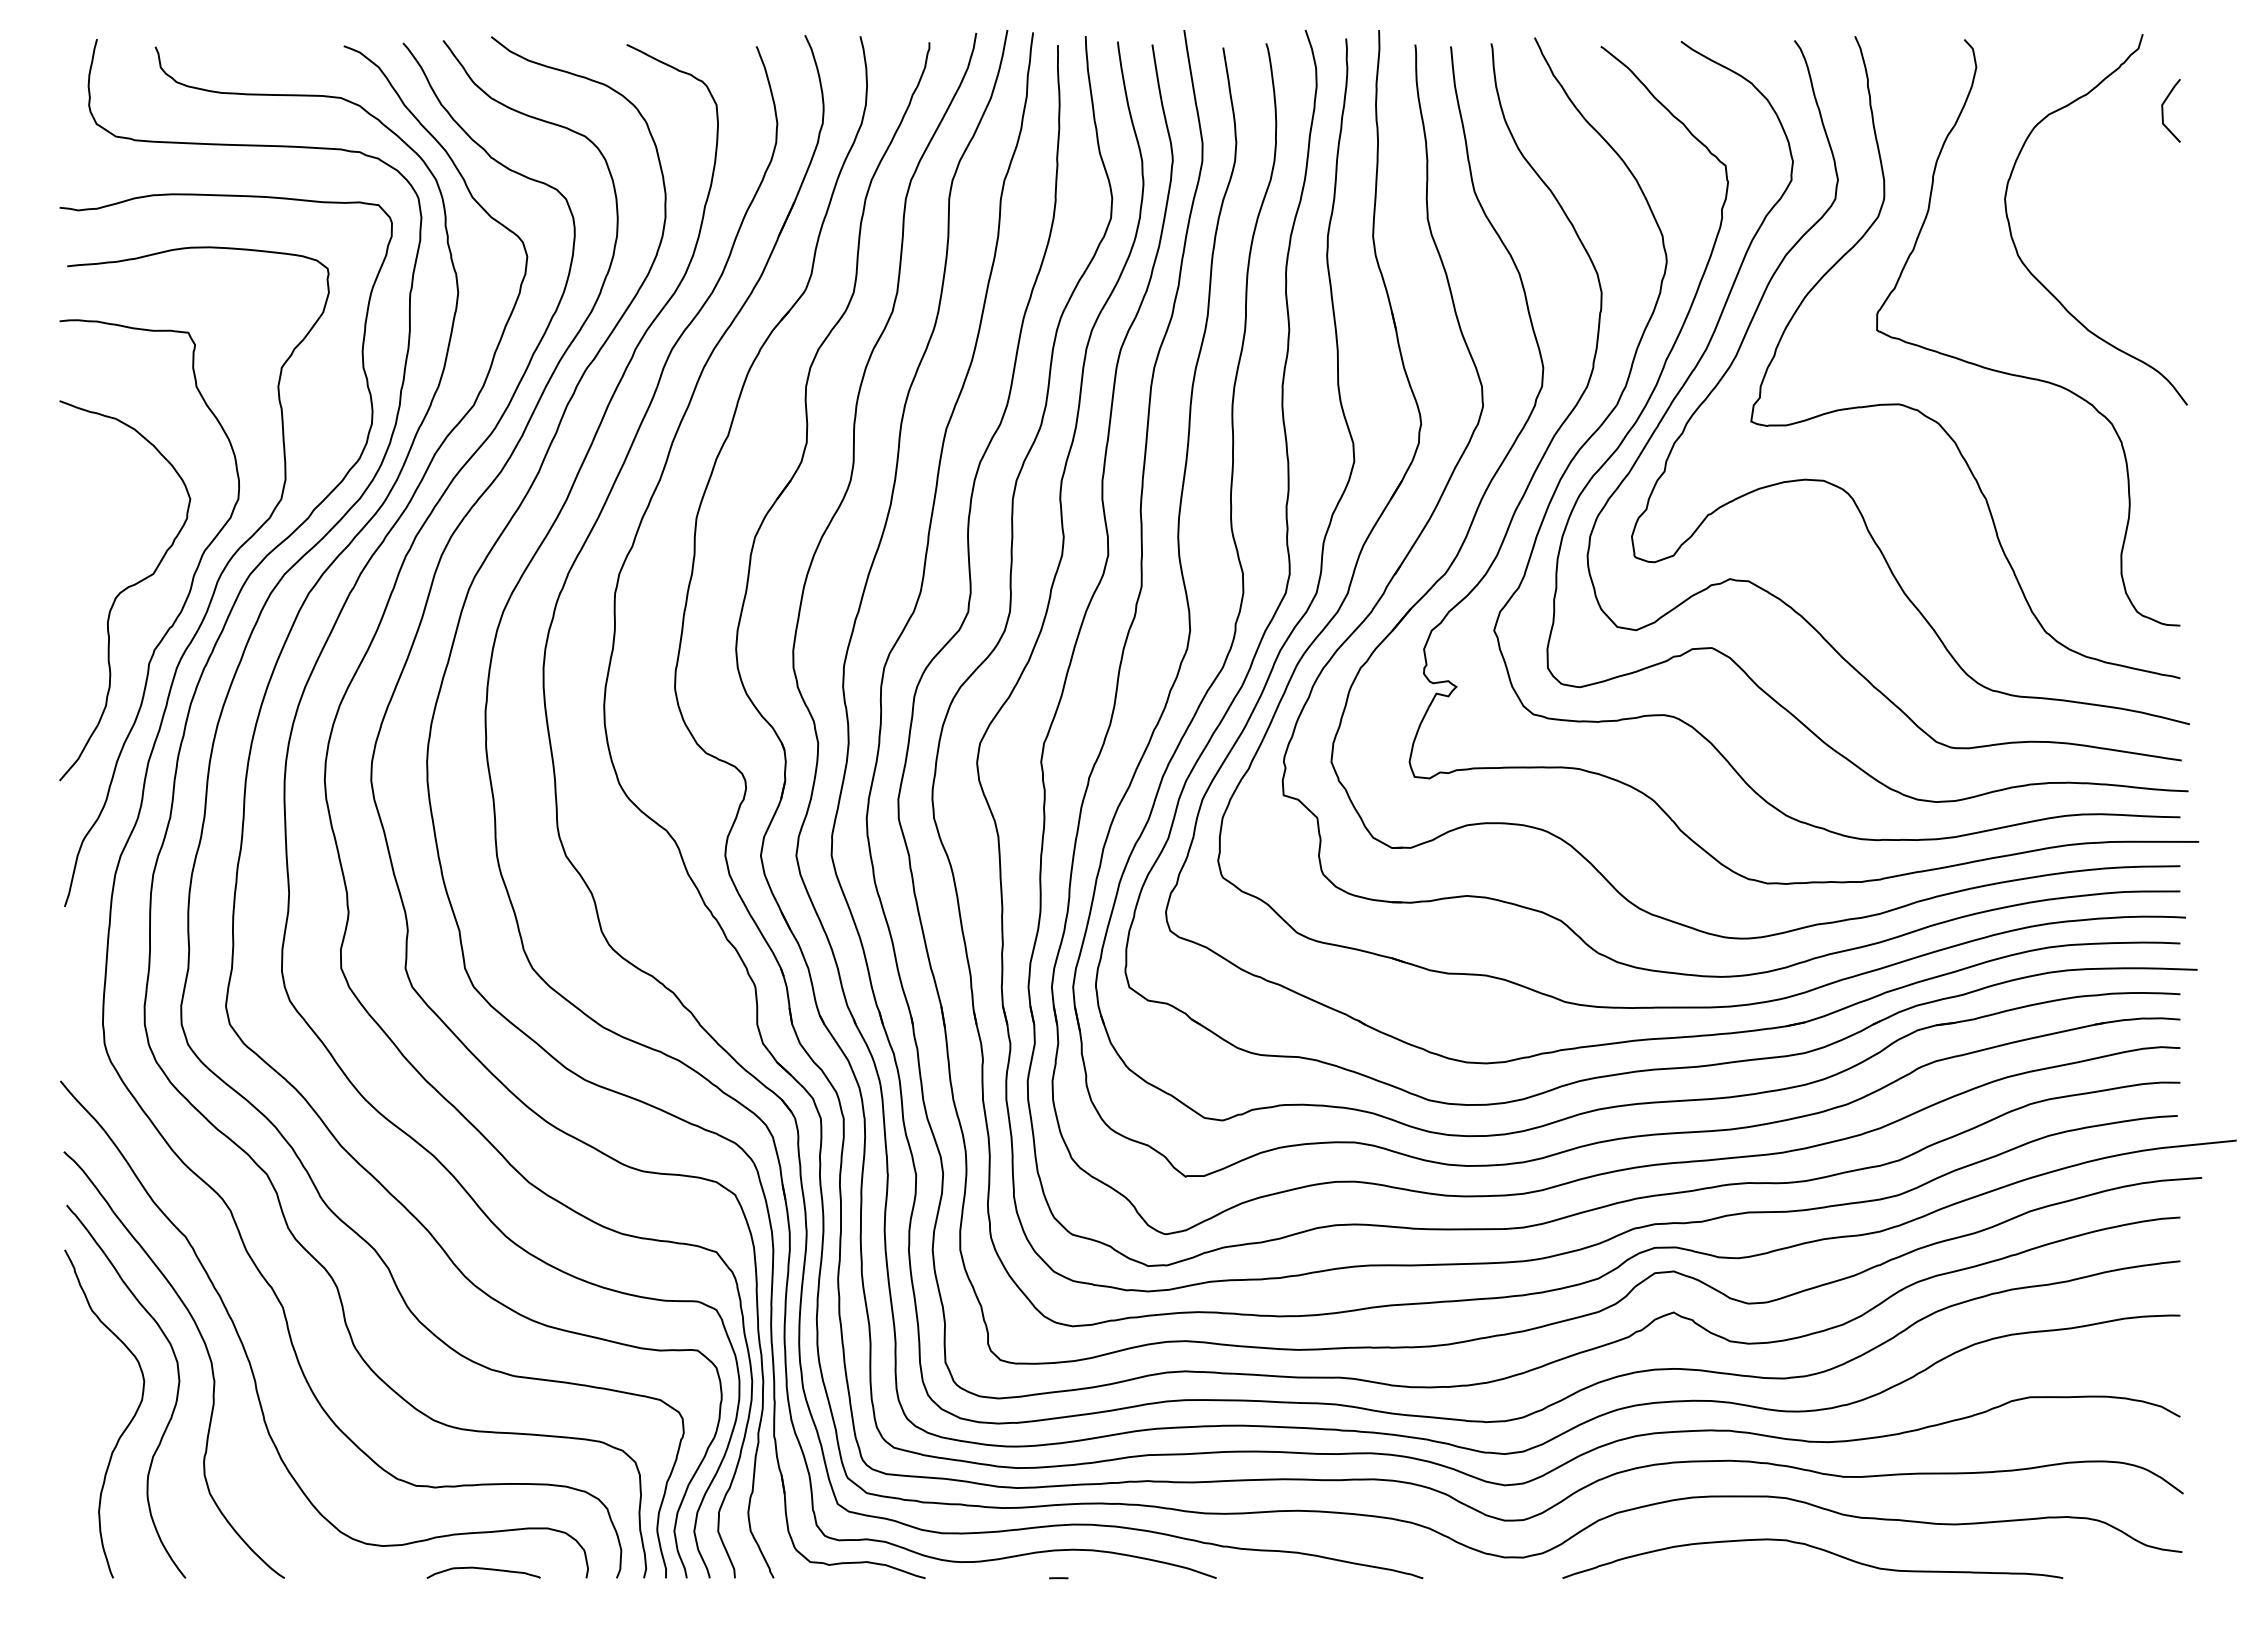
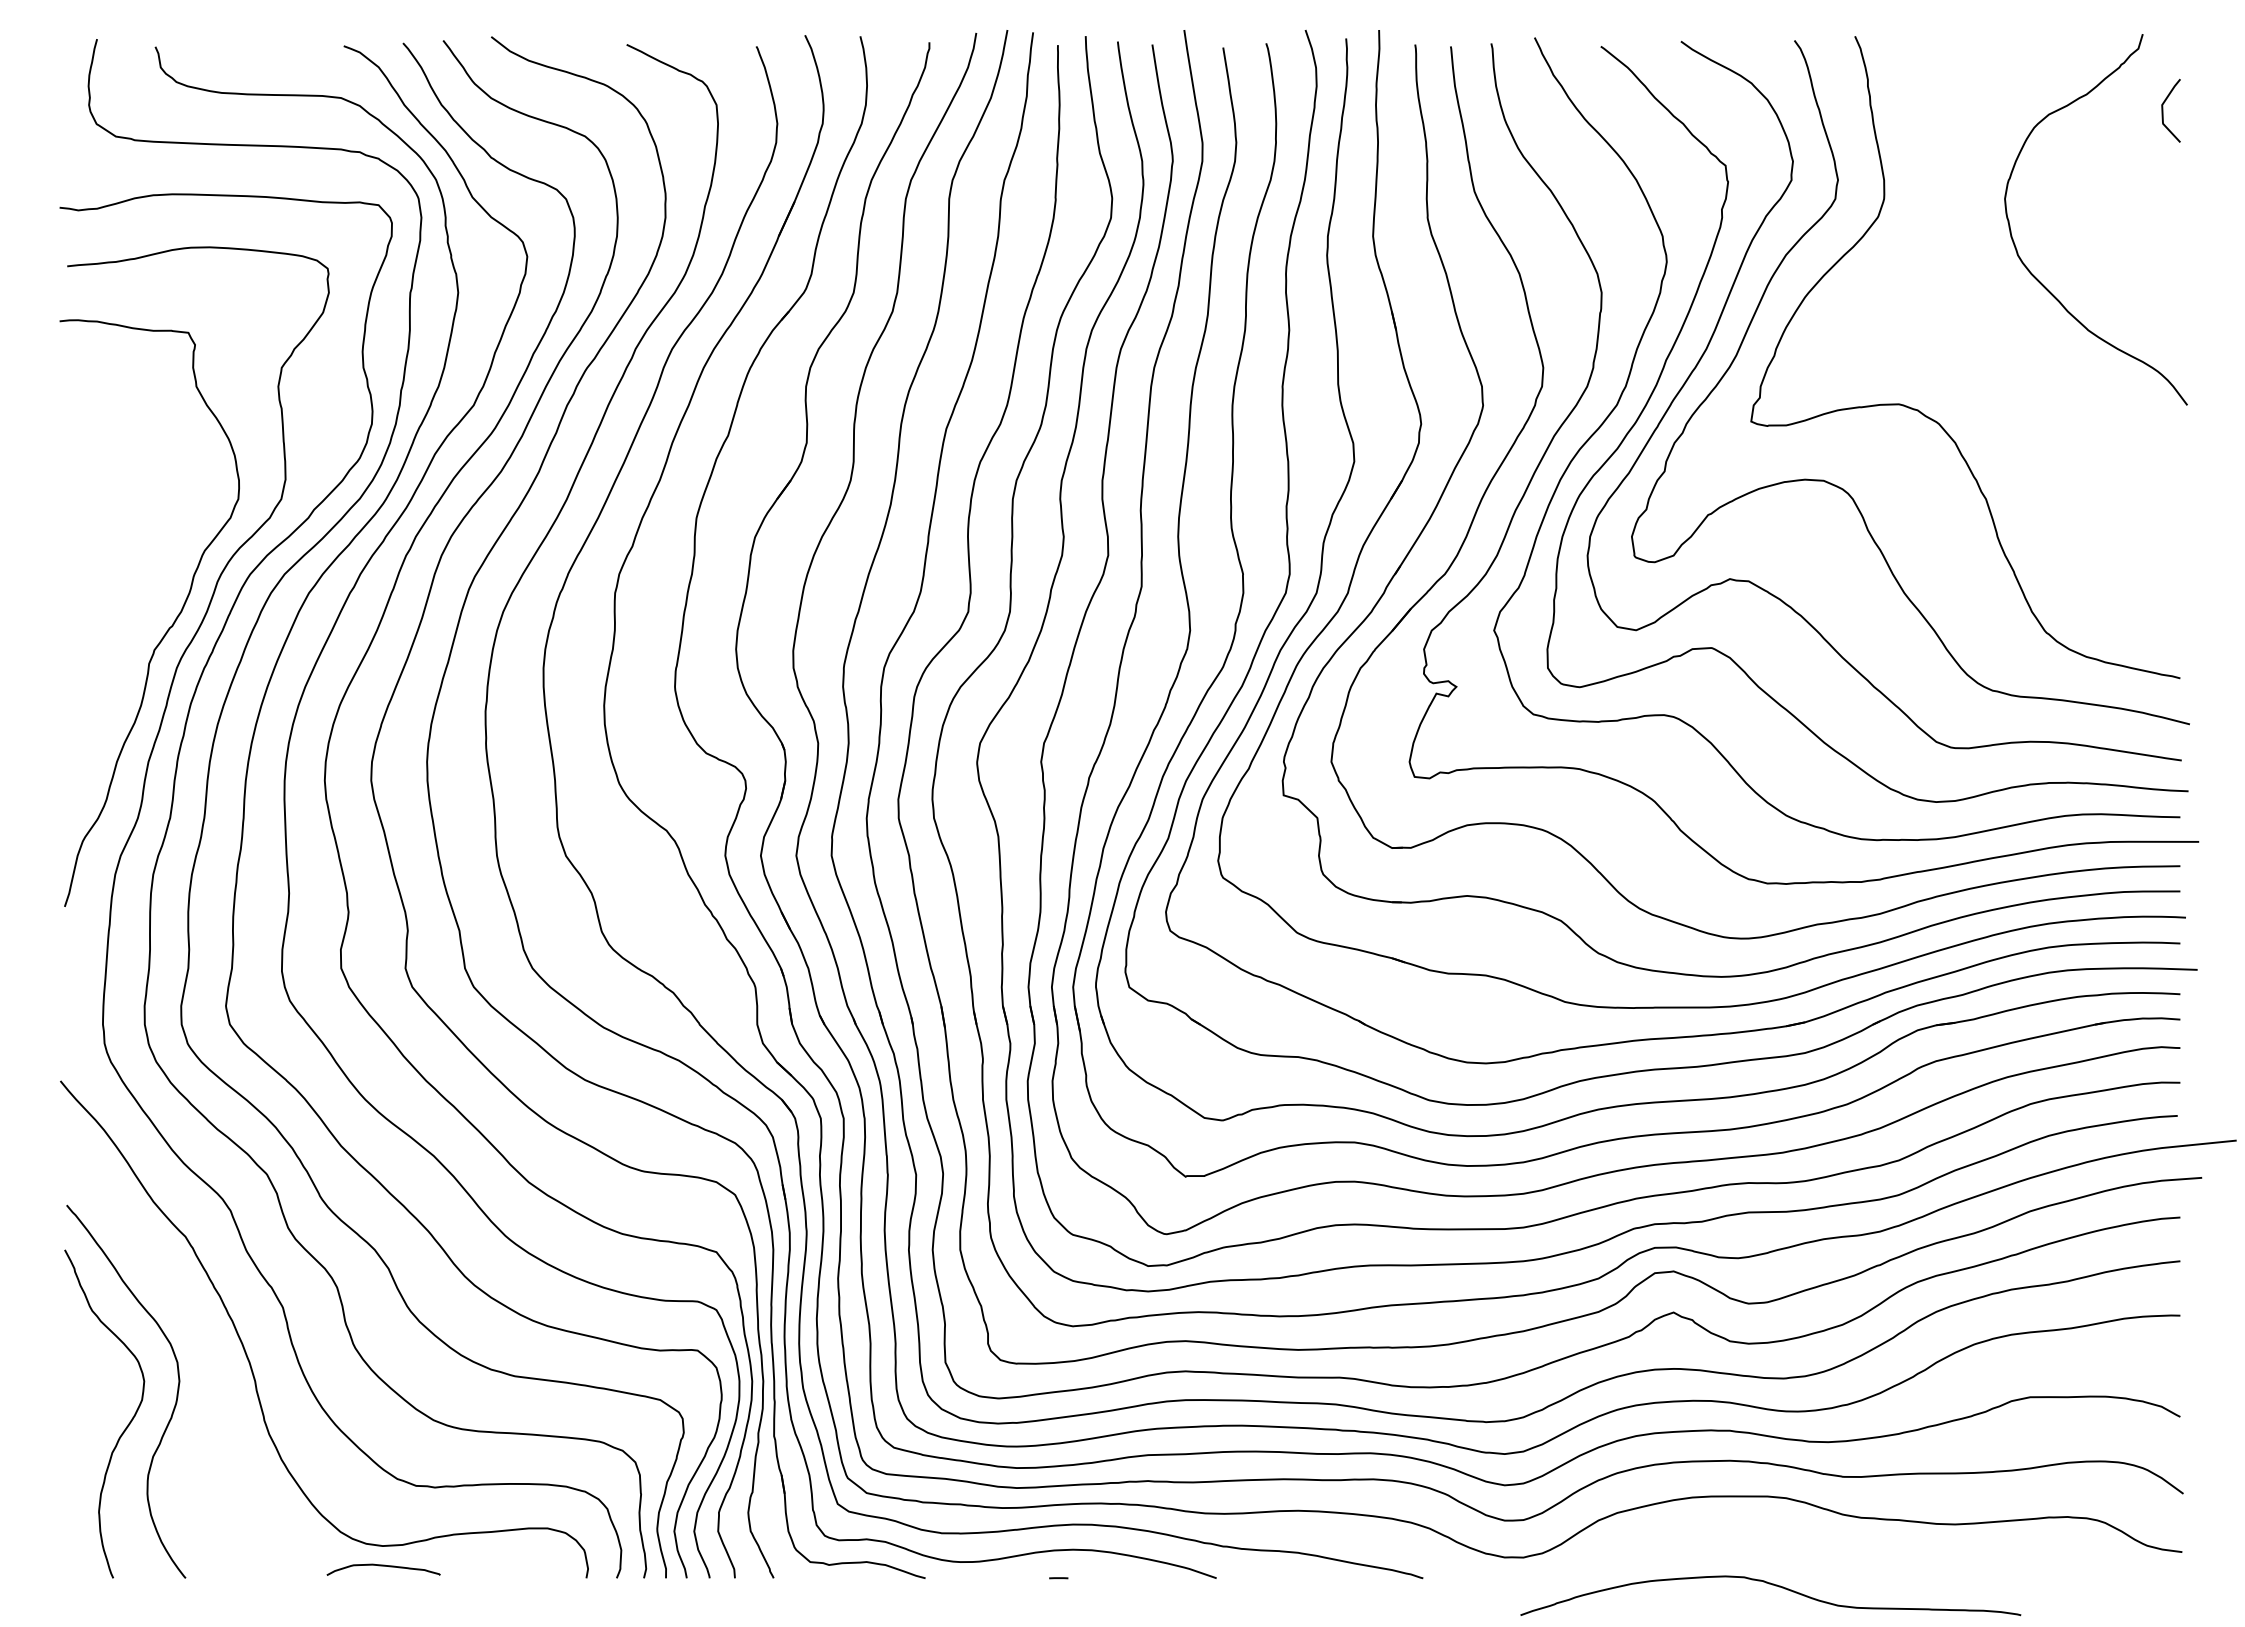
curve: present -> none (2017, 374)
curve: present -> none (125, 590)
curve: present -> none (207, 1354)
curve position: (1814, 1548) -> (1772, 1585) (1772, 1585)
curve position: (483, 1569) -> (383, 1566) (383, 1566)
